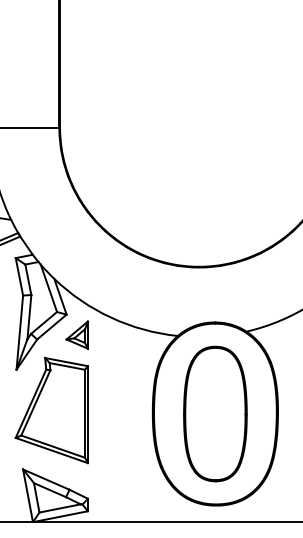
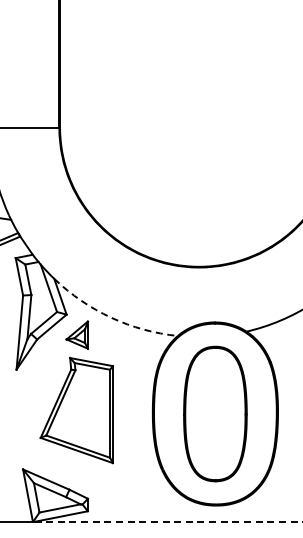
arc: solid -> dashed (111, 317)
part position: (51, 410) -> (76, 410) (76, 410)
line: solid -> dashed (168, 521)
